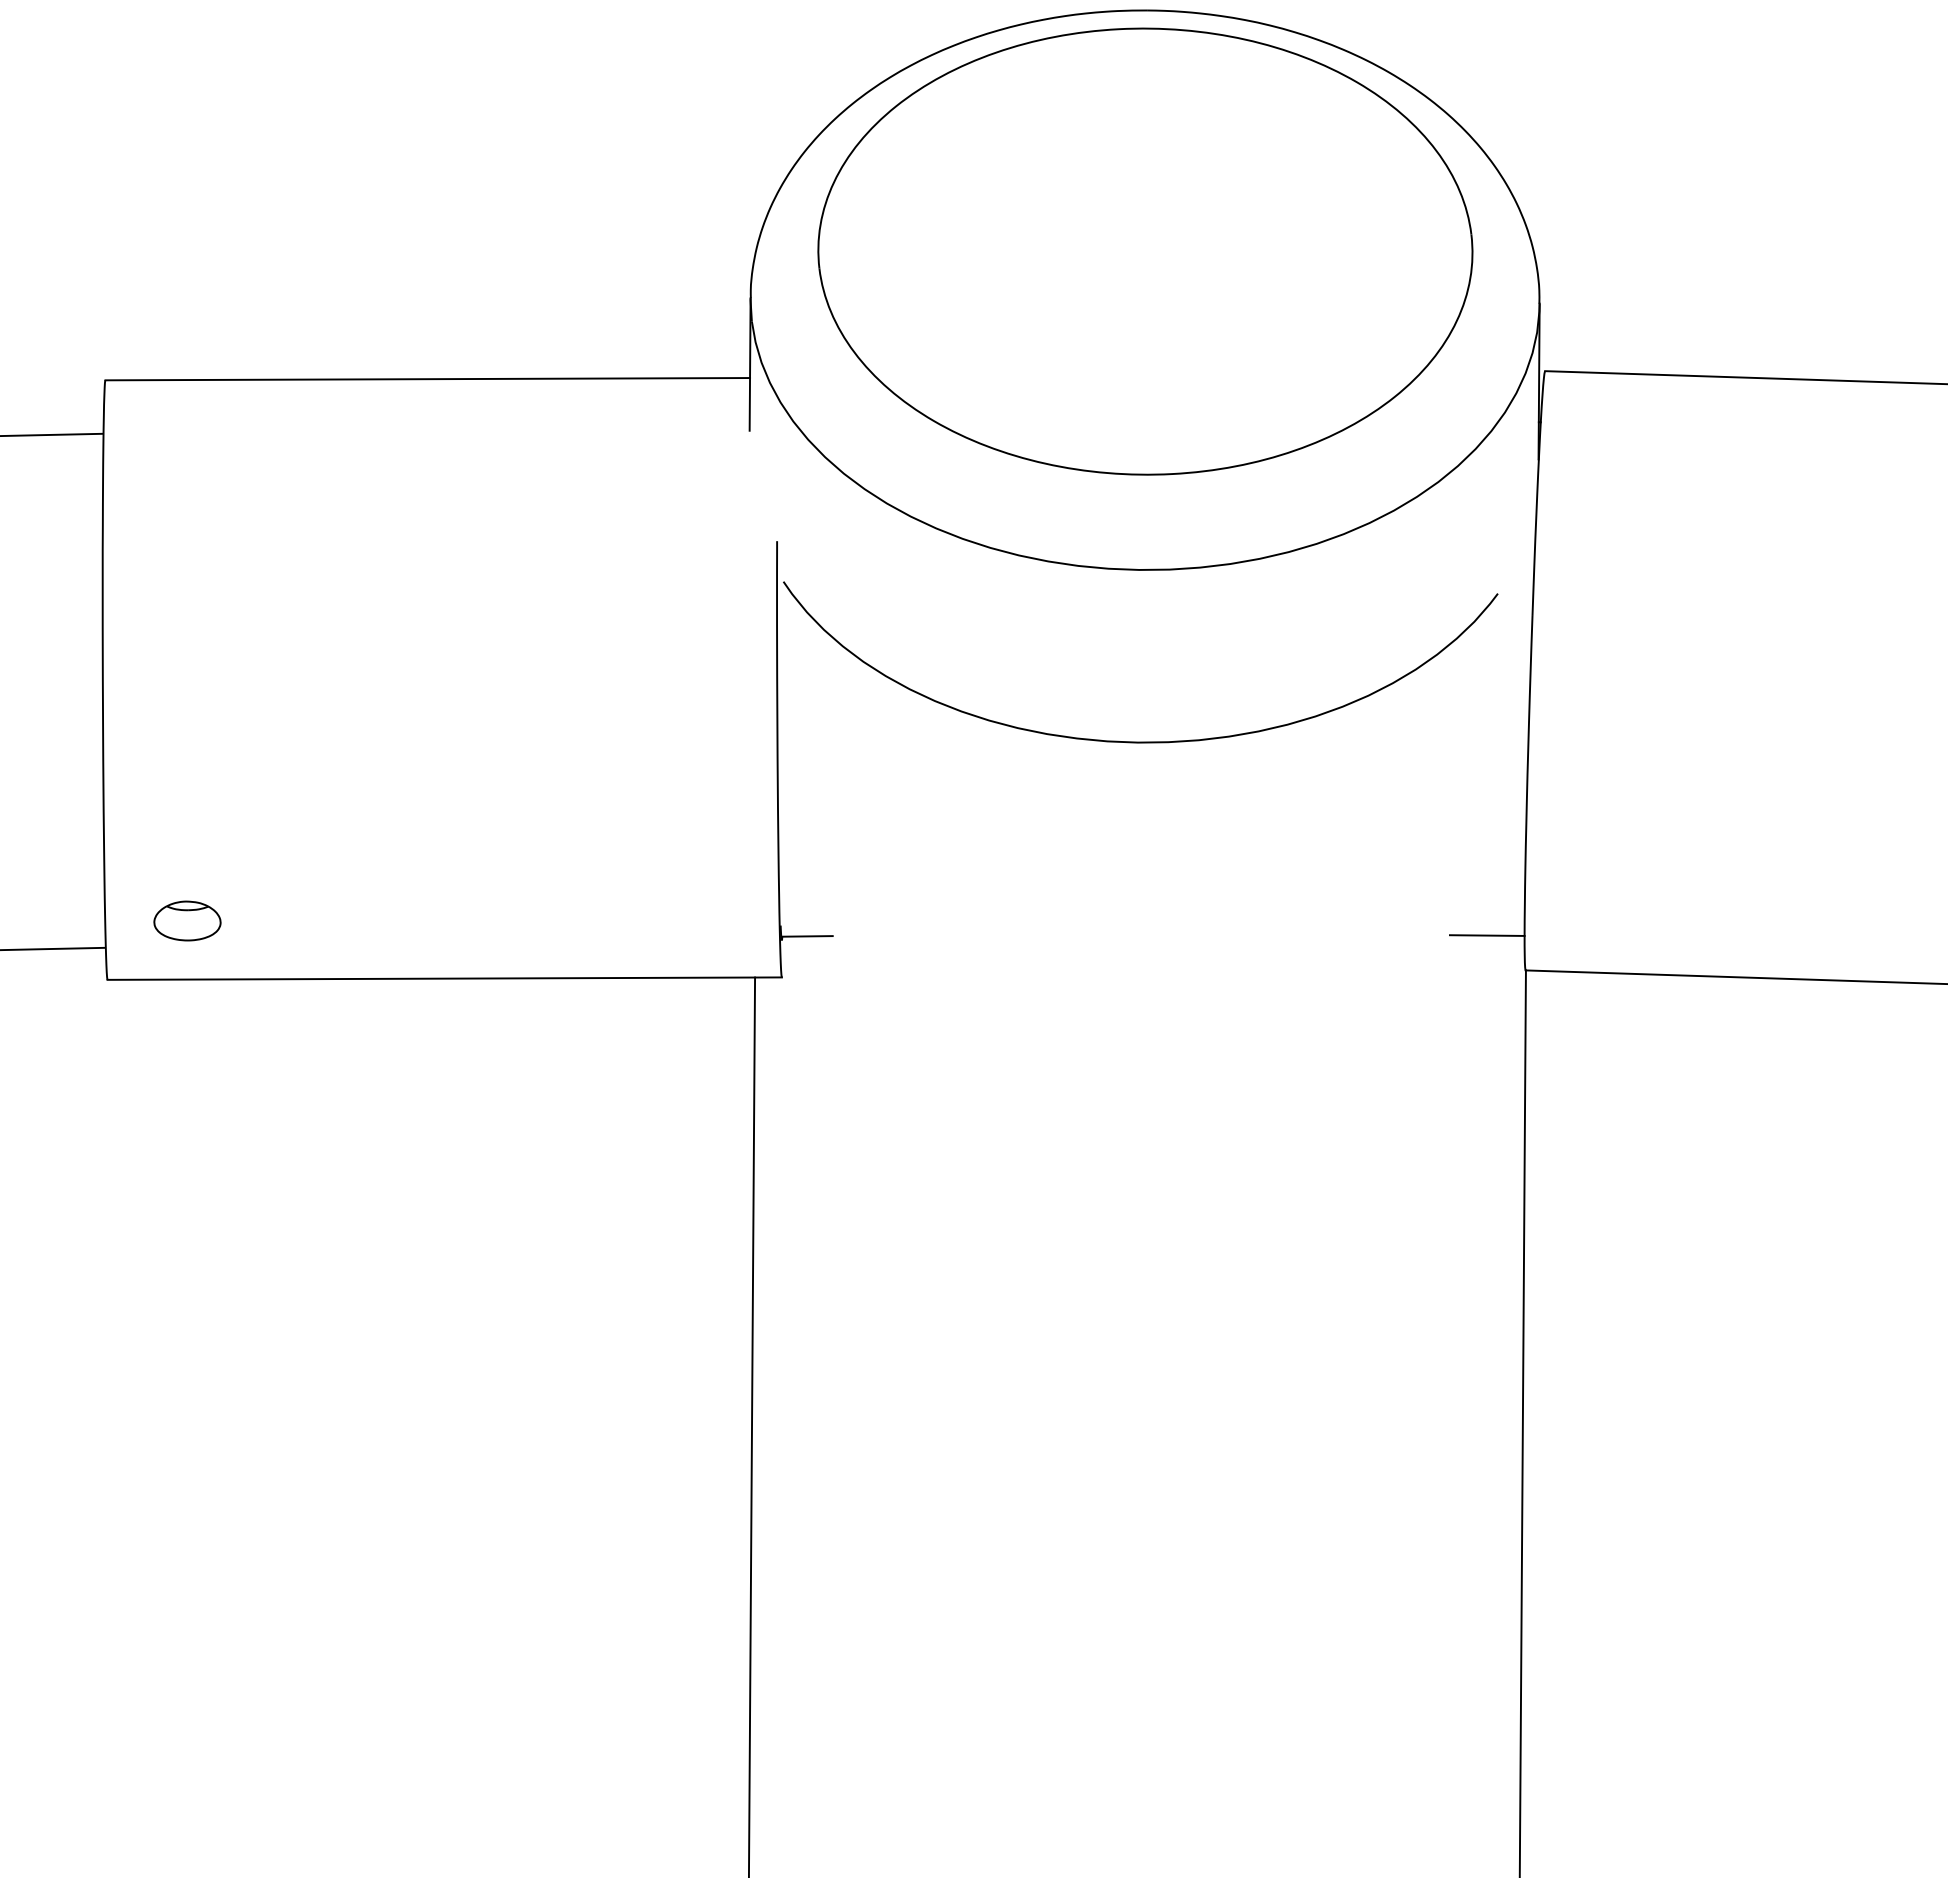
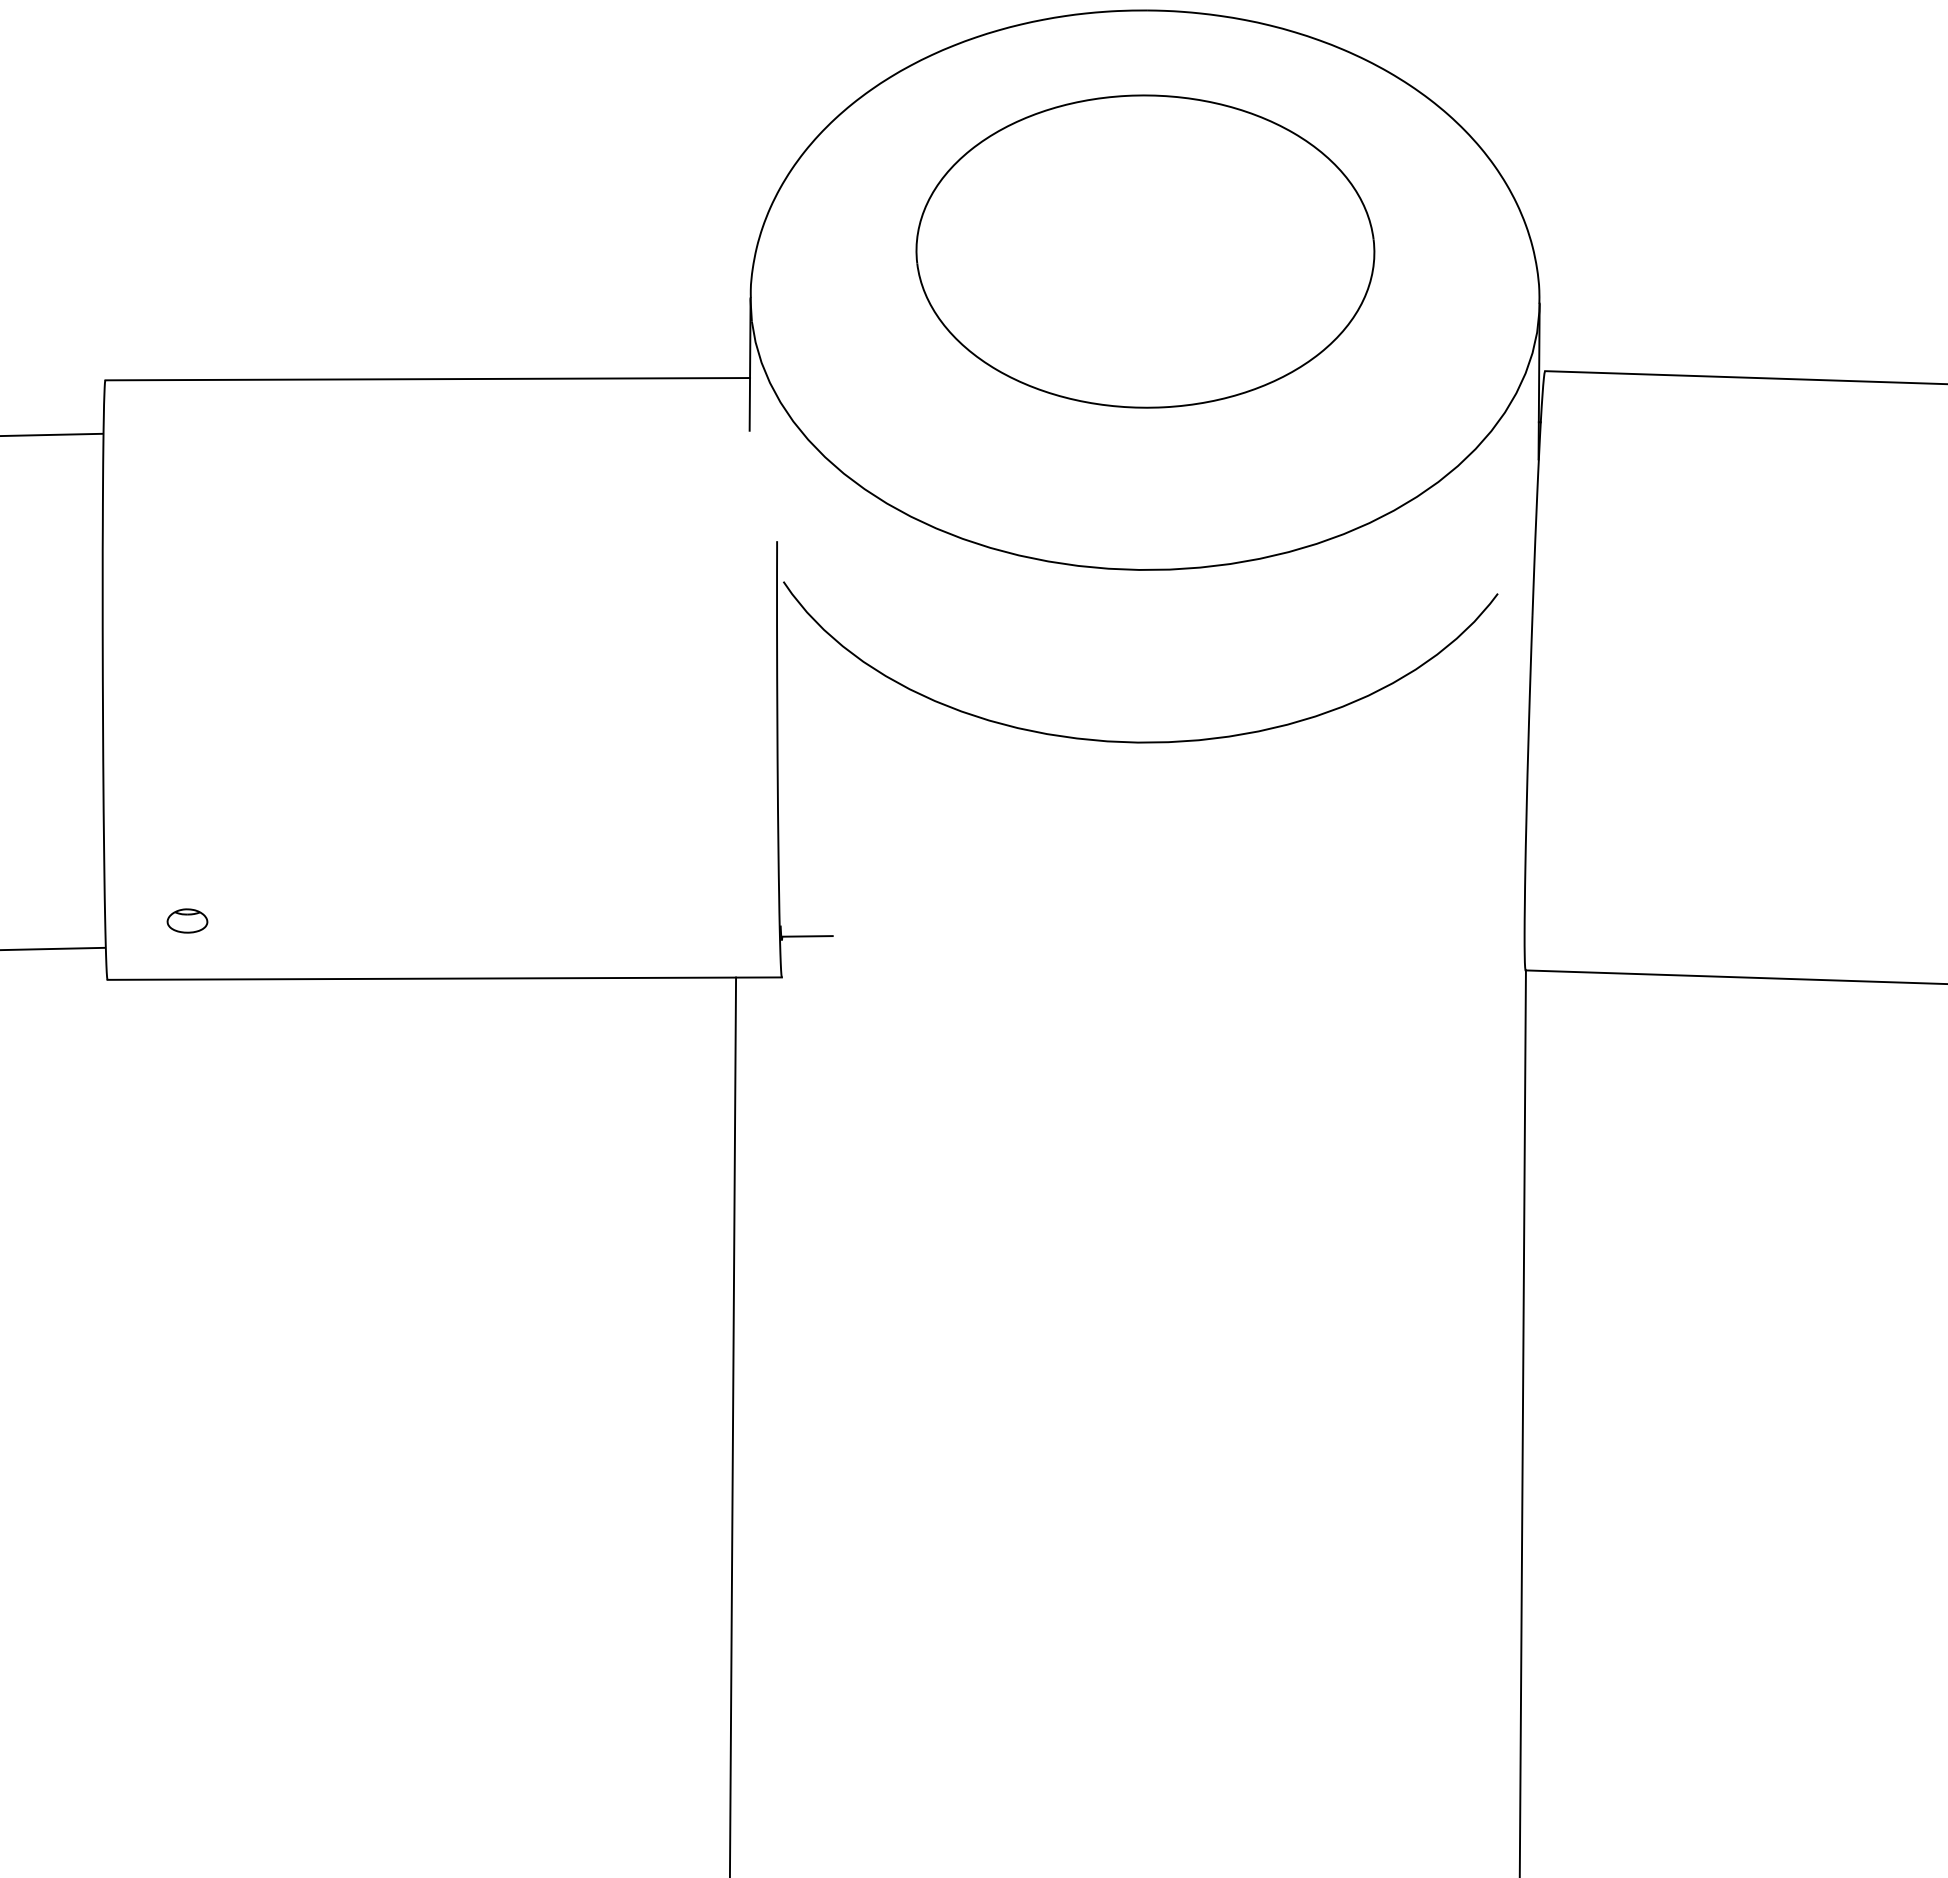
part size: 657x449 px -> 461x315 px (1145, 251)
part size: 69x42 px -> 43x26 px (187, 920)
line: present -> none (1486, 935)
line position: (751, 1425) -> (732, 1425) (732, 1425)
